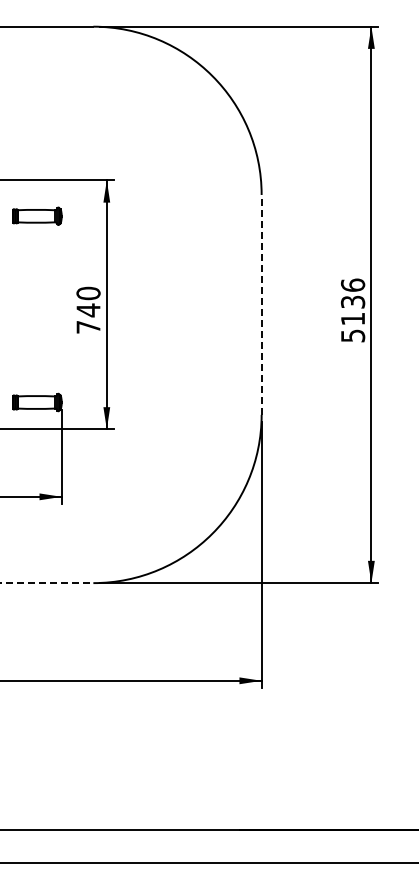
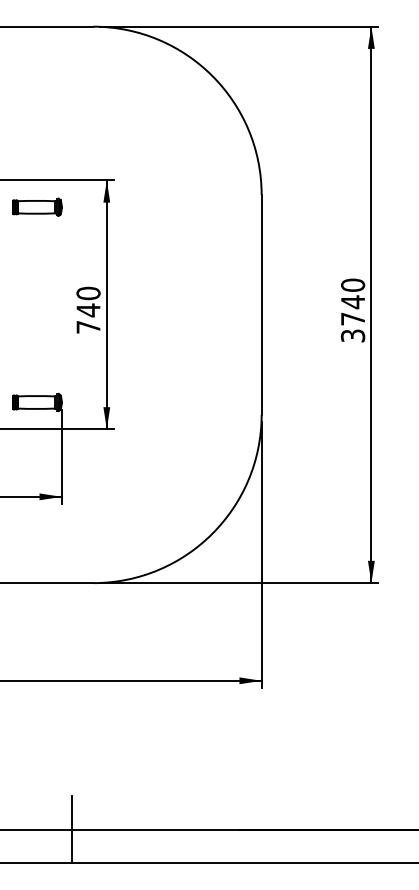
part position: (37, 215) -> (37, 206) (37, 206)
line: dashed -> solid (261, 304)
text: 5136 -> 3740 (352, 309)
line: dashed -> solid (47, 583)
line: none -> present (71, 829)
